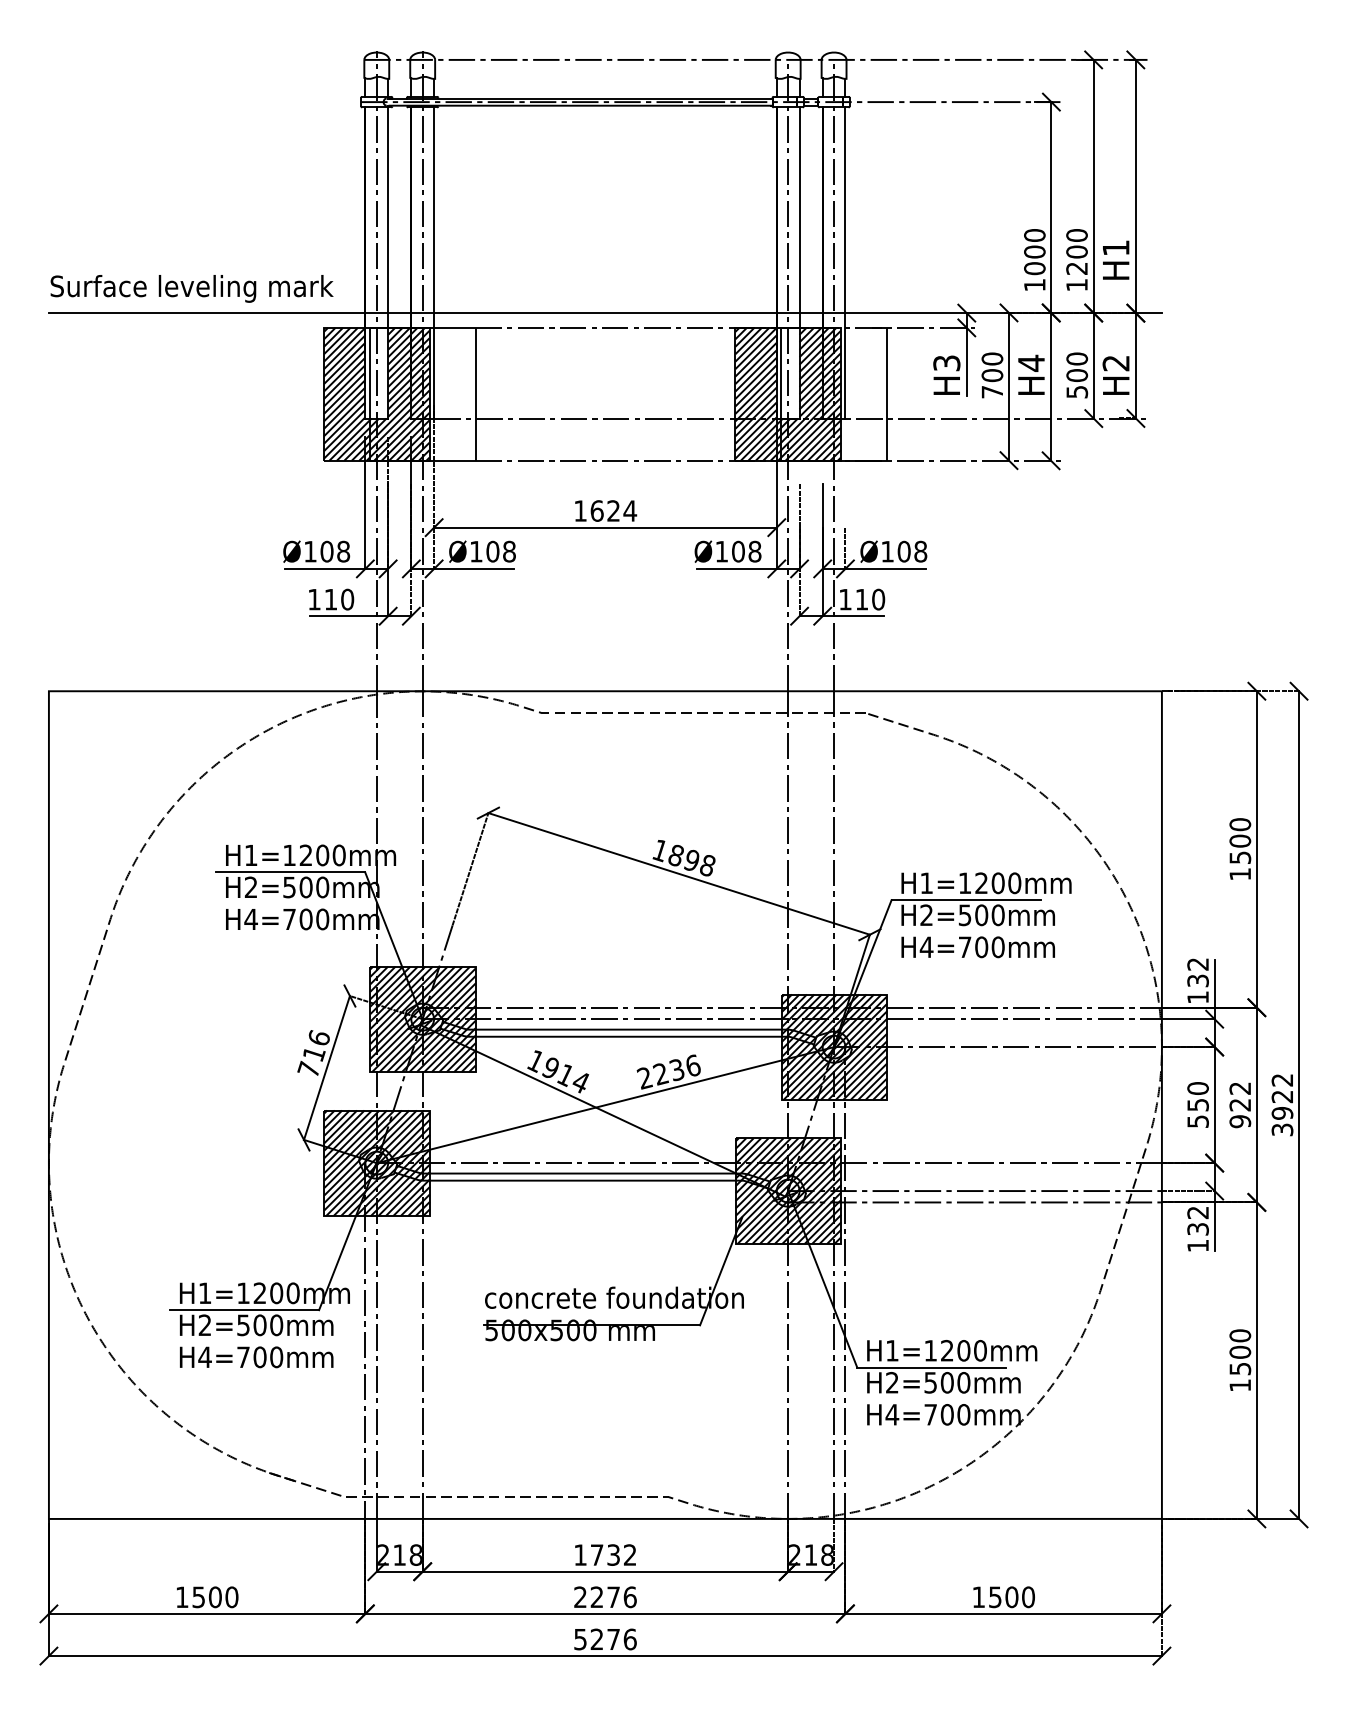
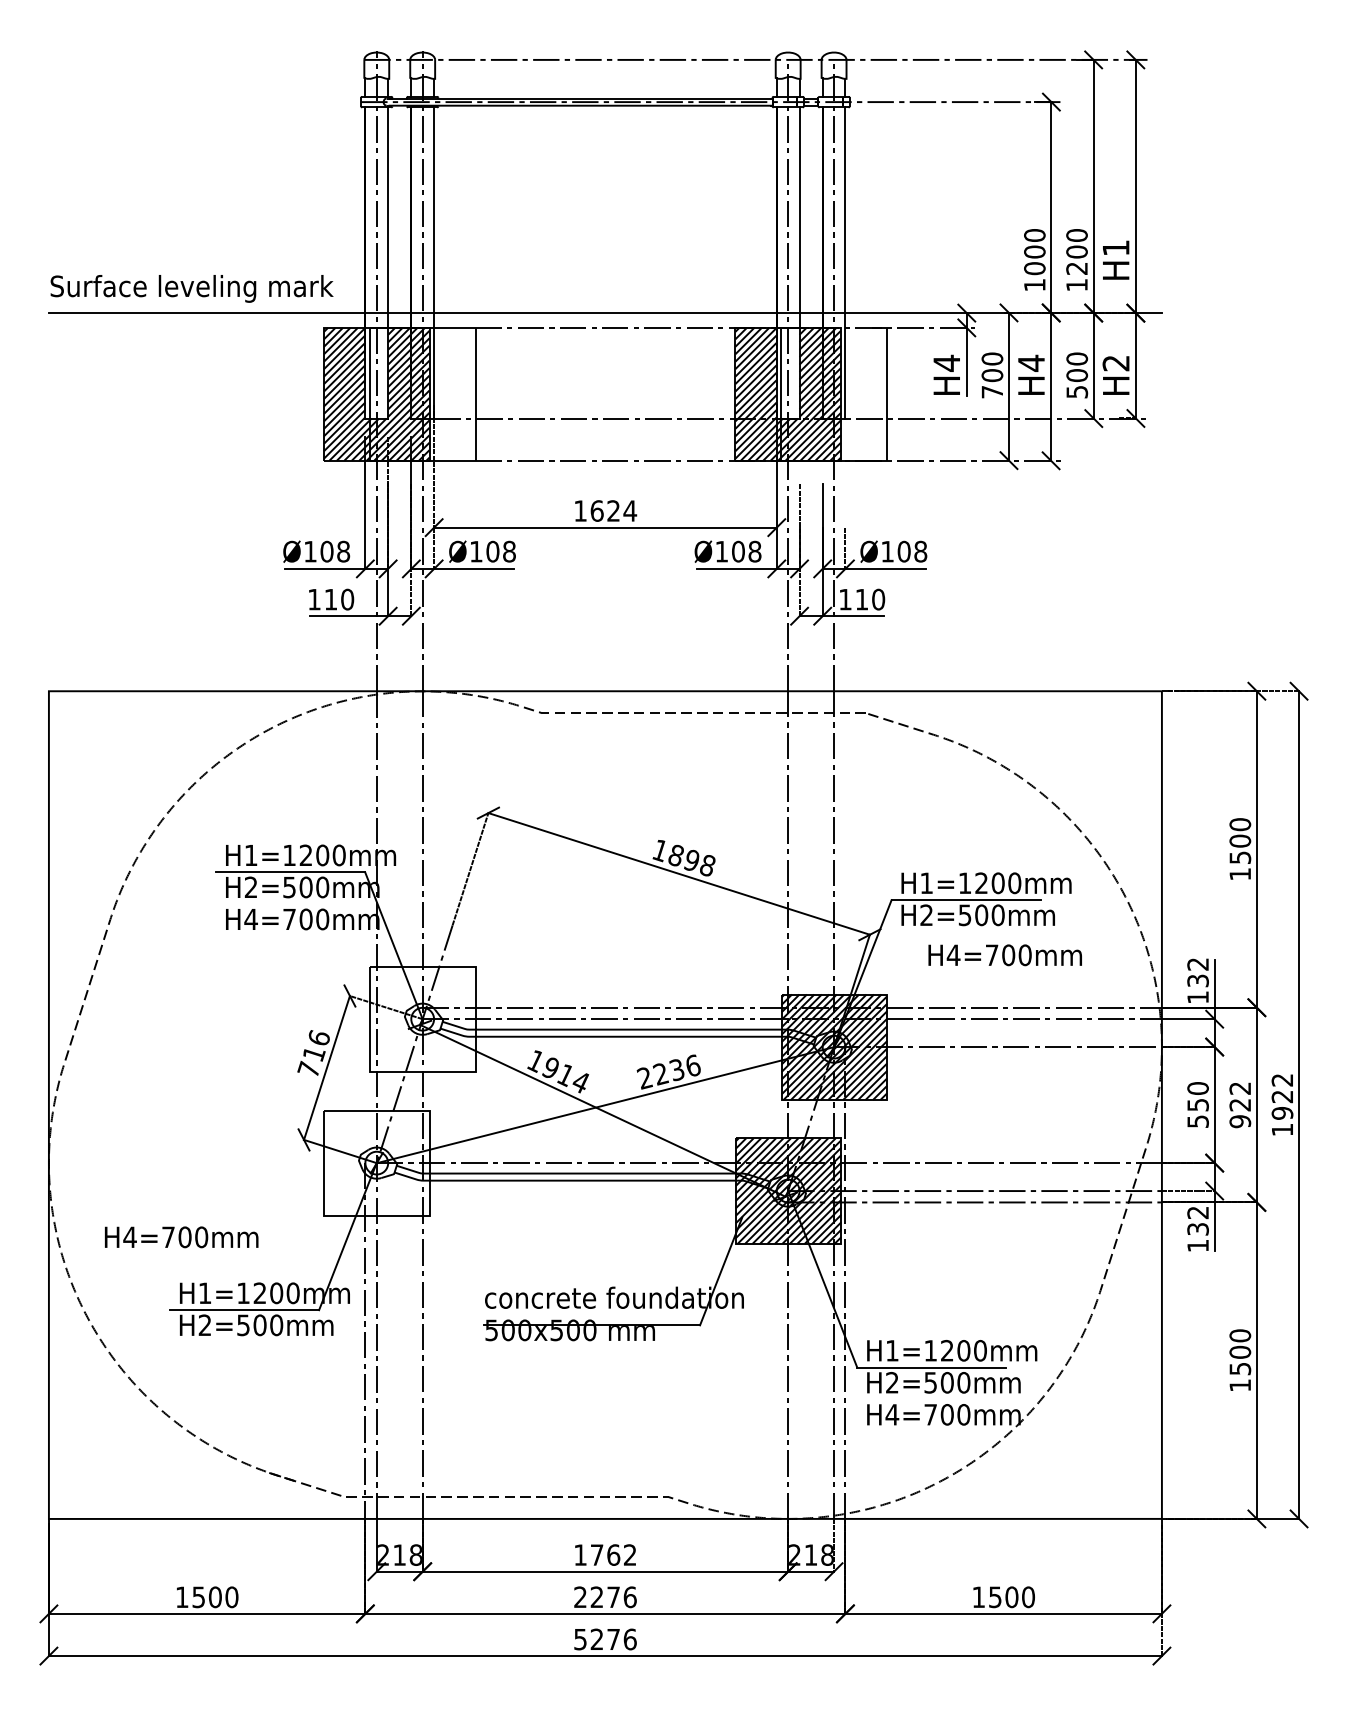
text: H3 -> H4 (946, 362)
text position: (977, 947) -> (1004, 955) (1004, 955)
hatch: present -> none (422, 1019)
text: 3922 -> 1922 (1282, 1129)
hatch: present -> none (376, 1162)
text position: (256, 1357) -> (181, 1237) (181, 1237)
text: 1732 -> 1762 (613, 1554)
